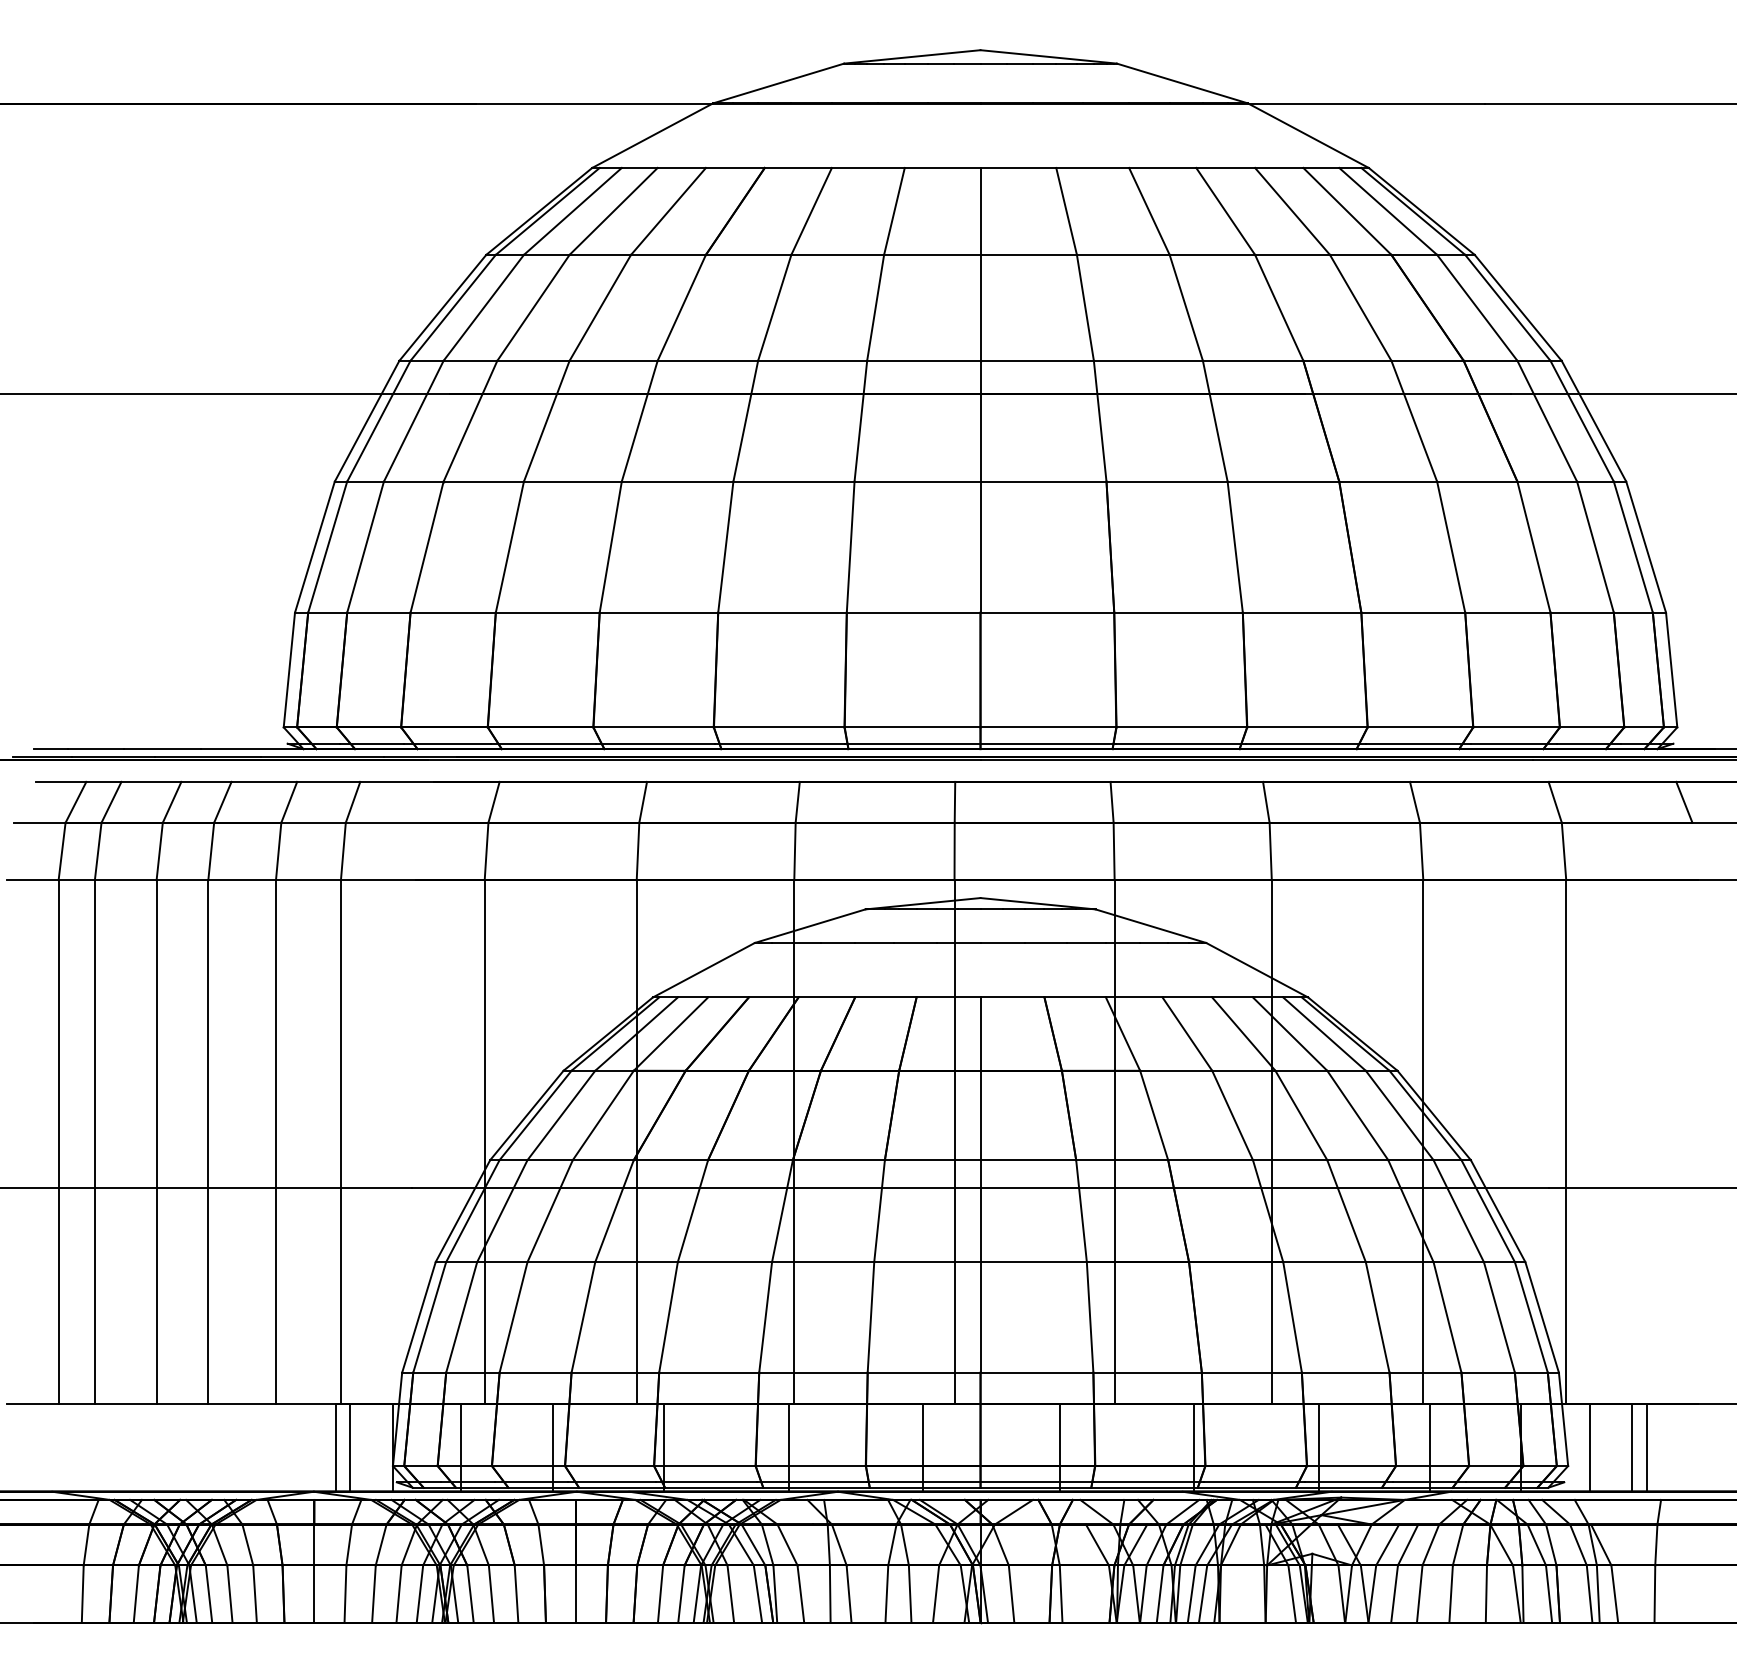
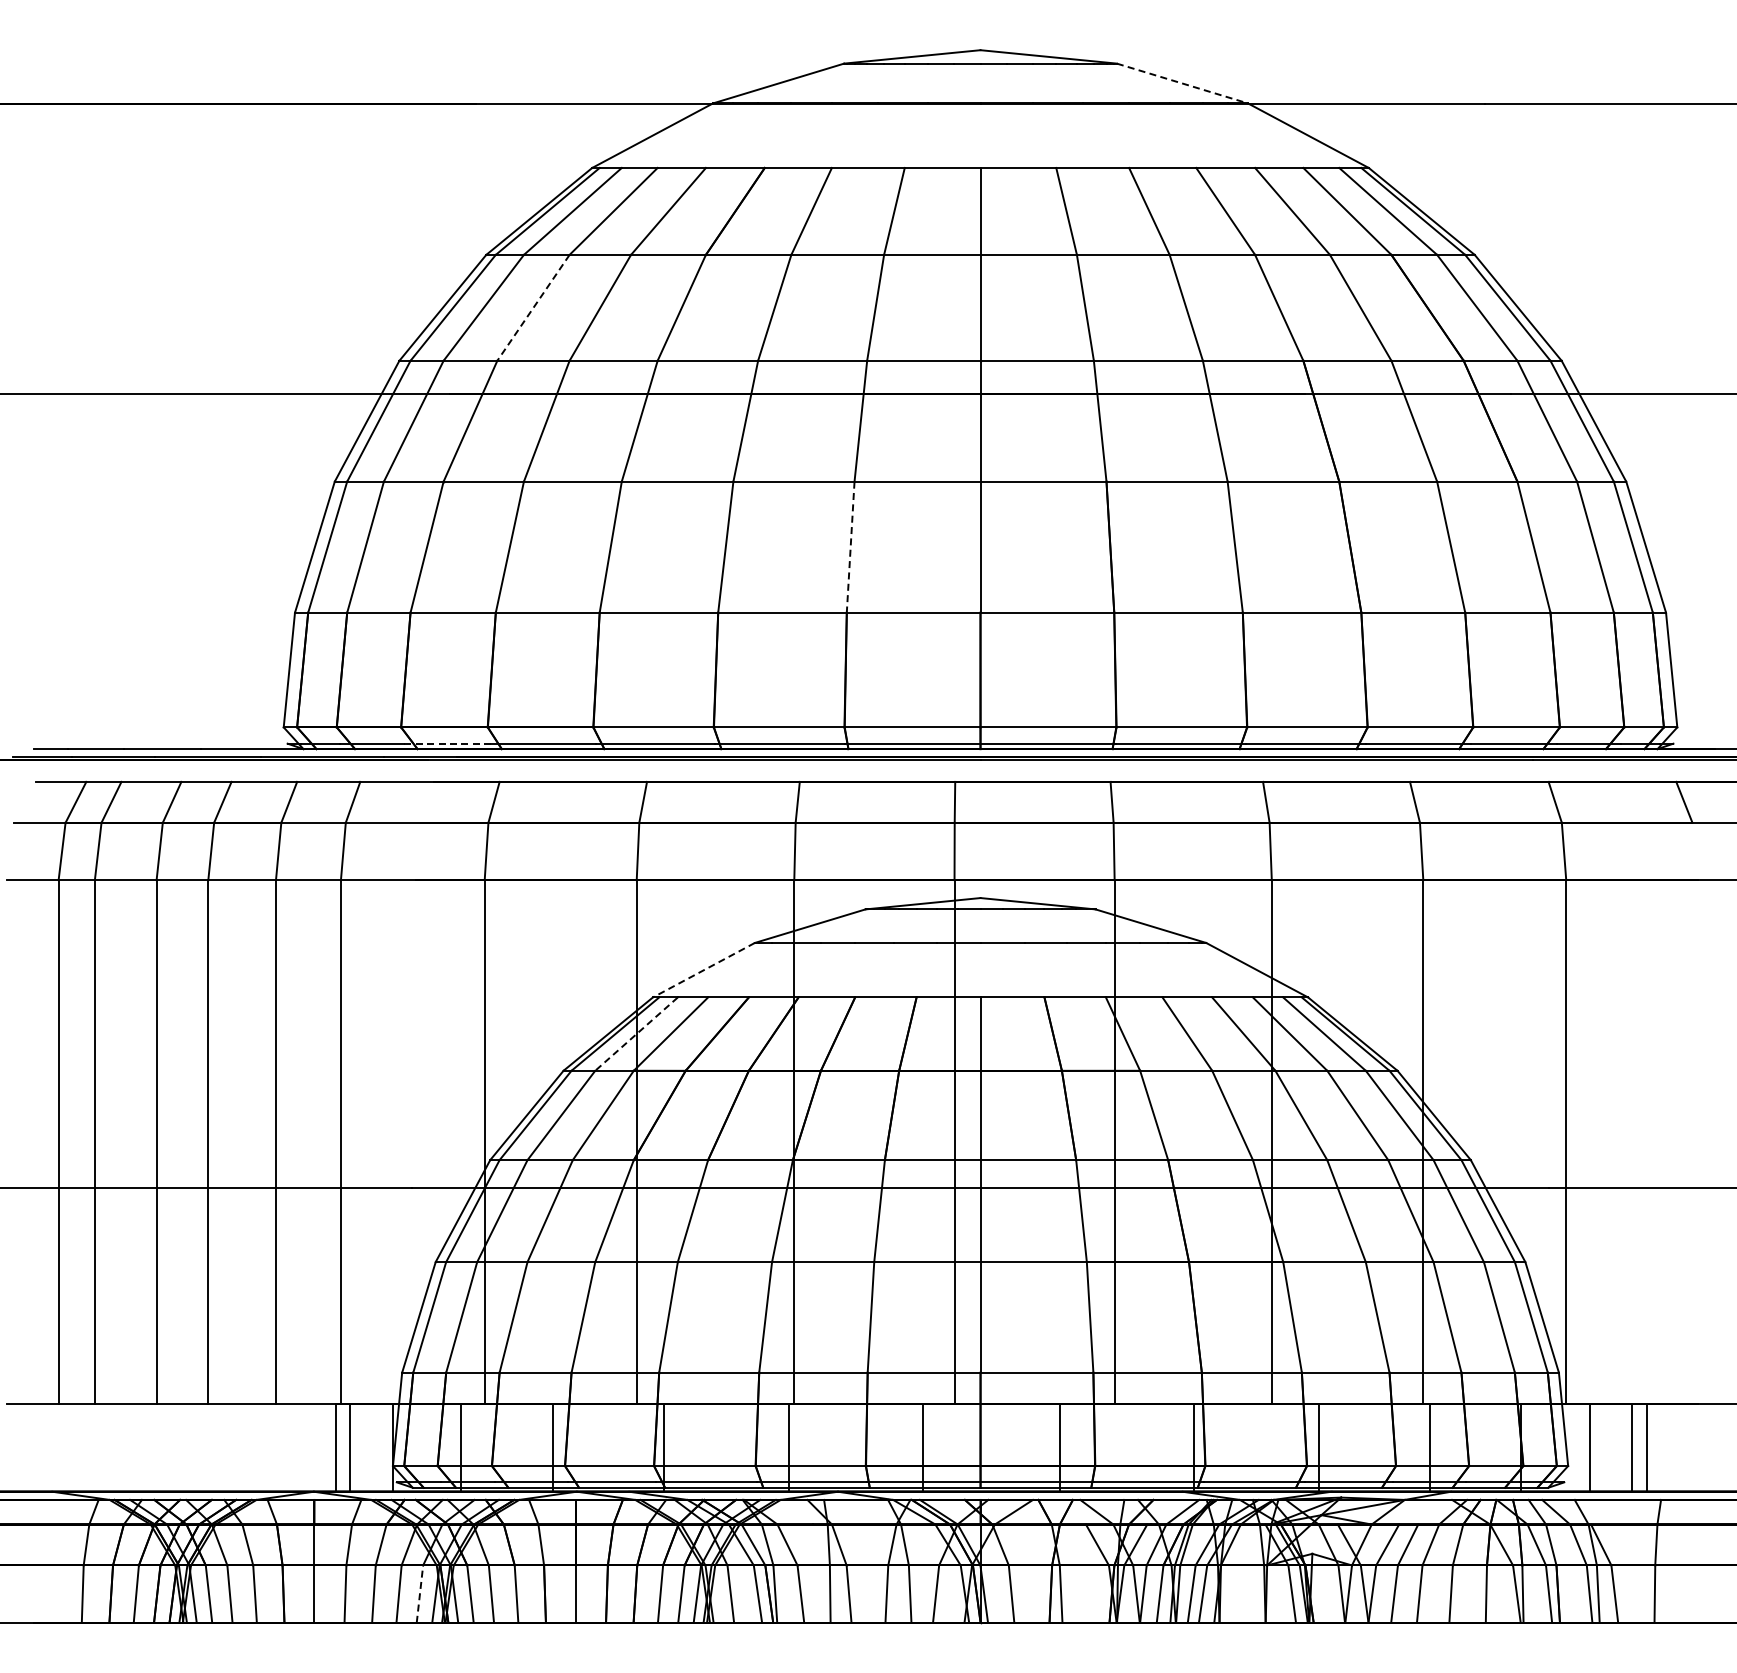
line: solid -> dashed (1182, 83)
line: solid -> dashed (533, 308)
line: solid -> dashed (850, 547)
line: solid -> dashed (447, 743)
line: solid -> dashed (703, 970)
line: solid -> dashed (636, 1034)
line: solid -> dashed (419, 1594)
